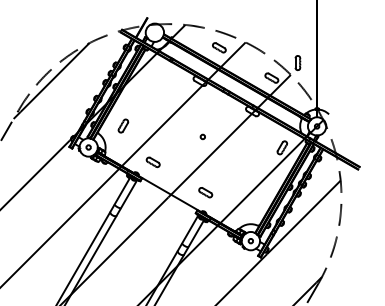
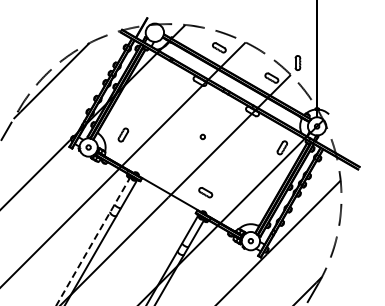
part position: (123, 125) -> (123, 134) (123, 134)
part: present -> none (152, 162)
line: solid -> dashed (93, 241)
